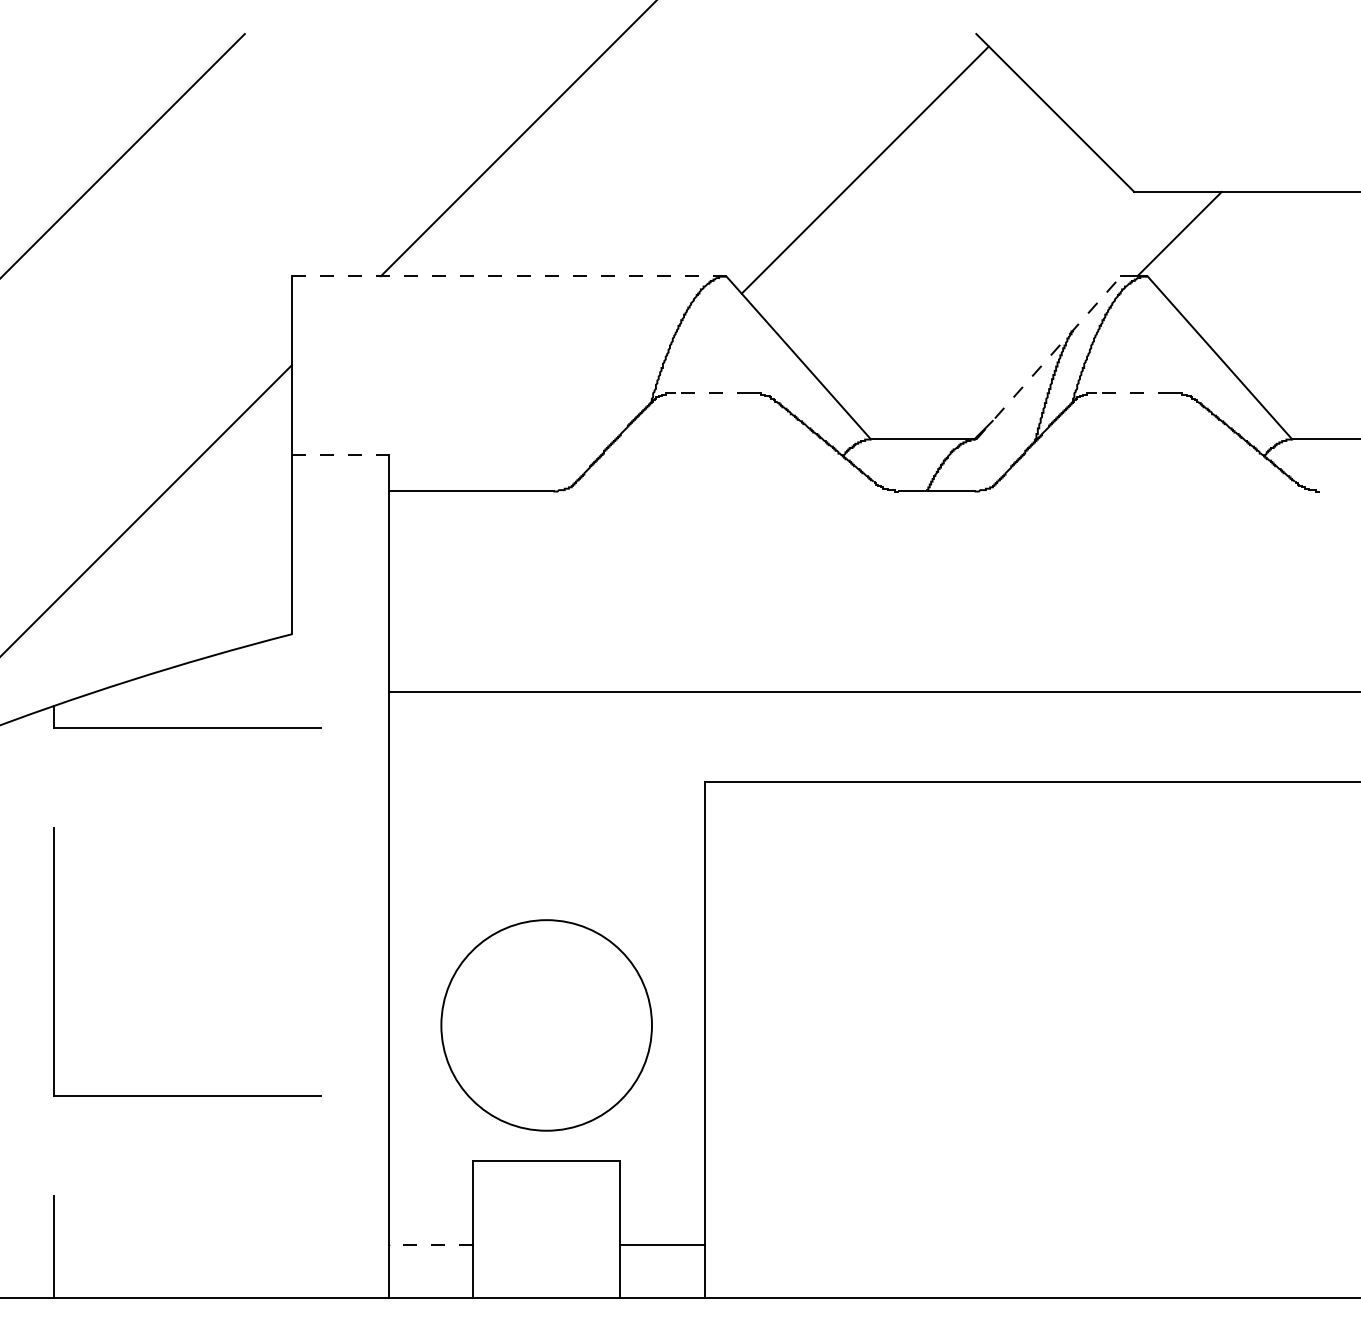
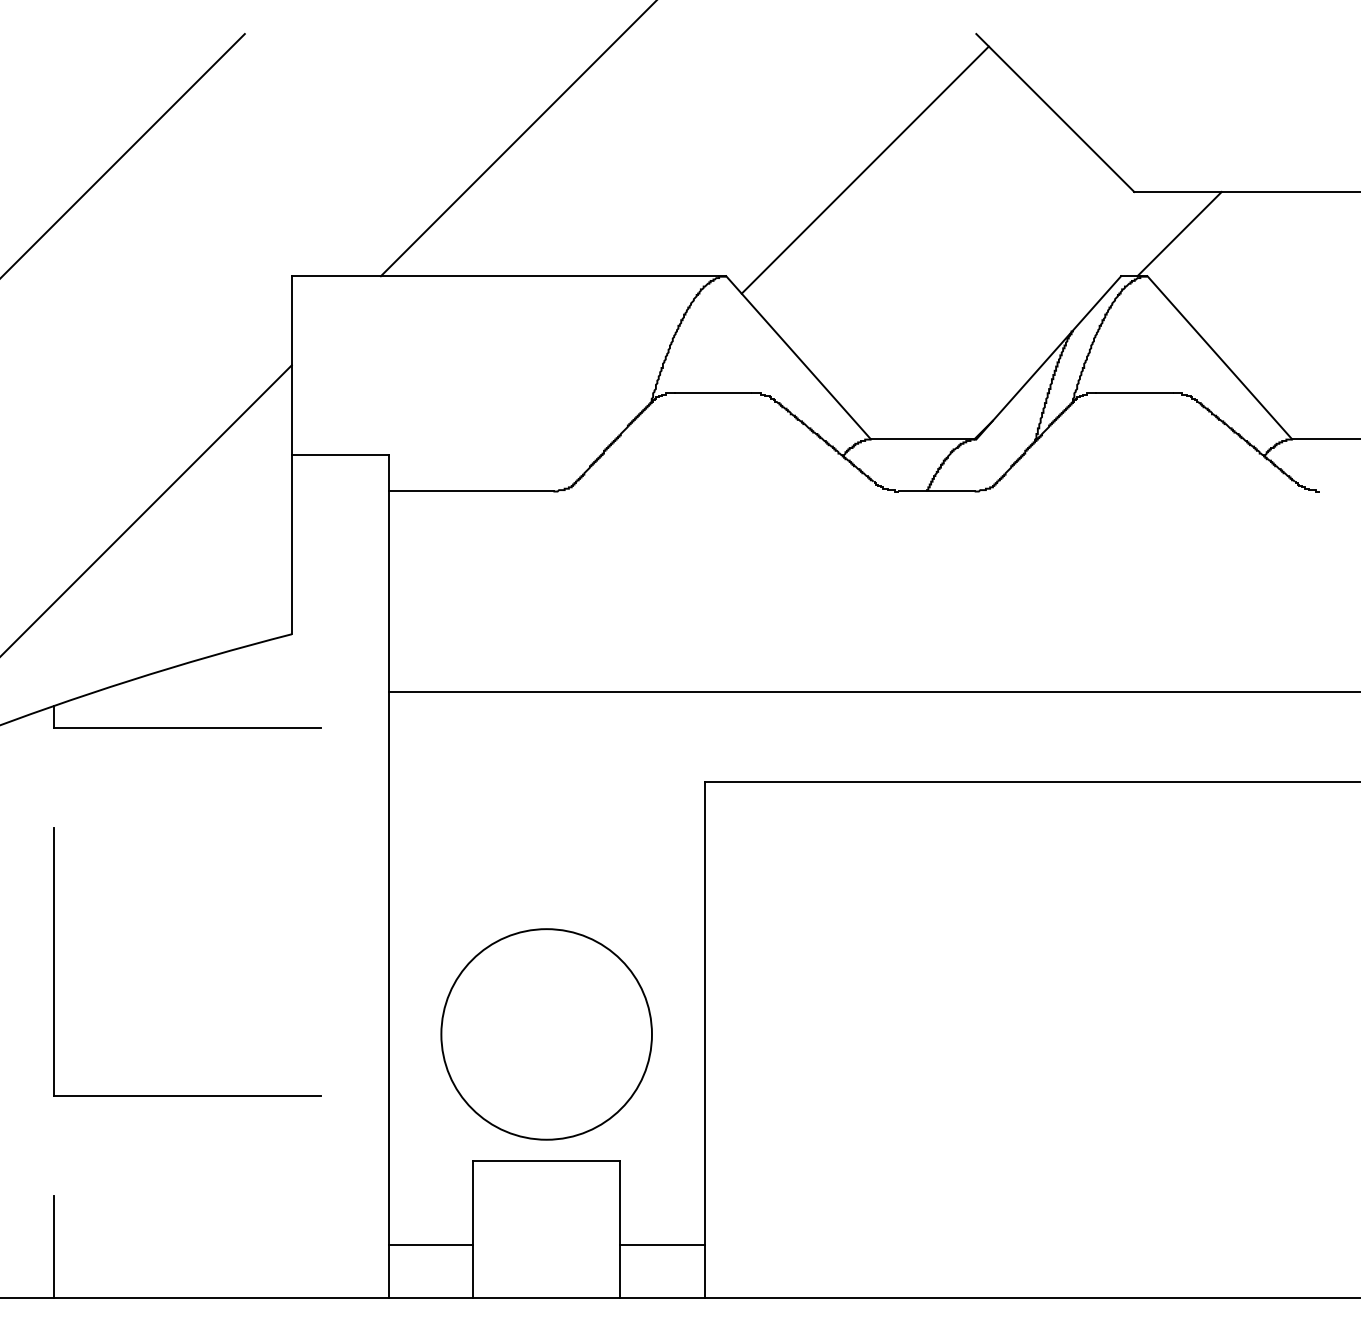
line: dashed -> solid (509, 276)
line: dashed -> solid (1049, 357)
line: dashed -> solid (712, 392)
line: dashed -> solid (1133, 392)
line: dashed -> solid (340, 455)
circle position: (546, 1025) -> (546, 1034) (546, 1034)
line: dashed -> solid (430, 1245)
